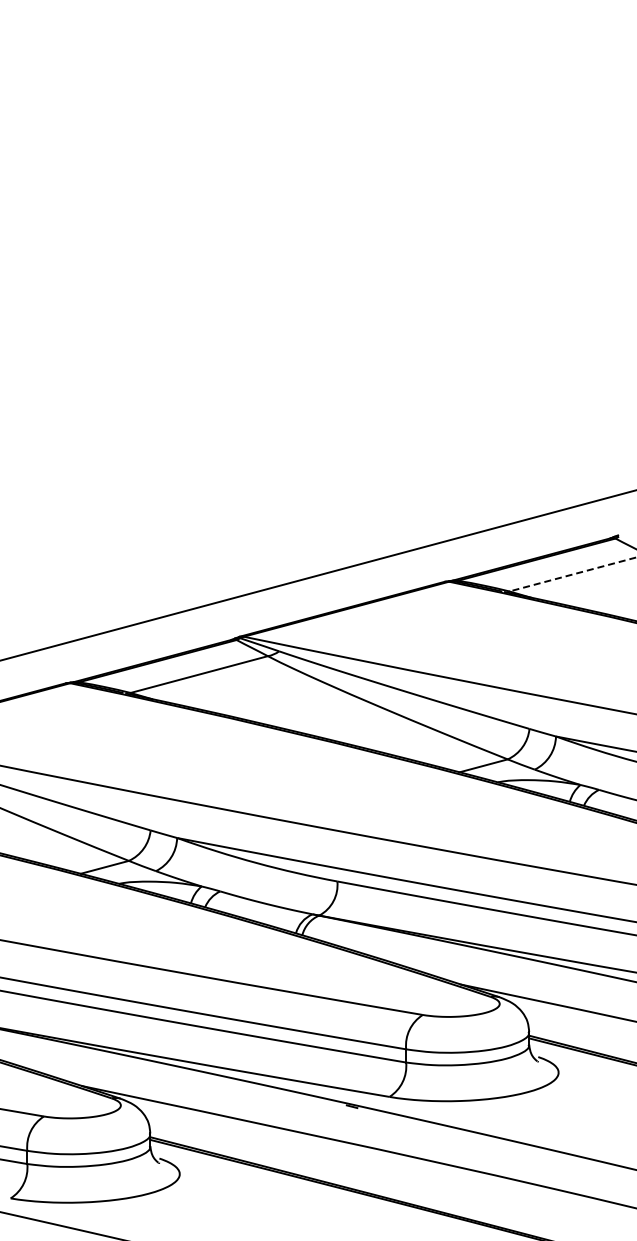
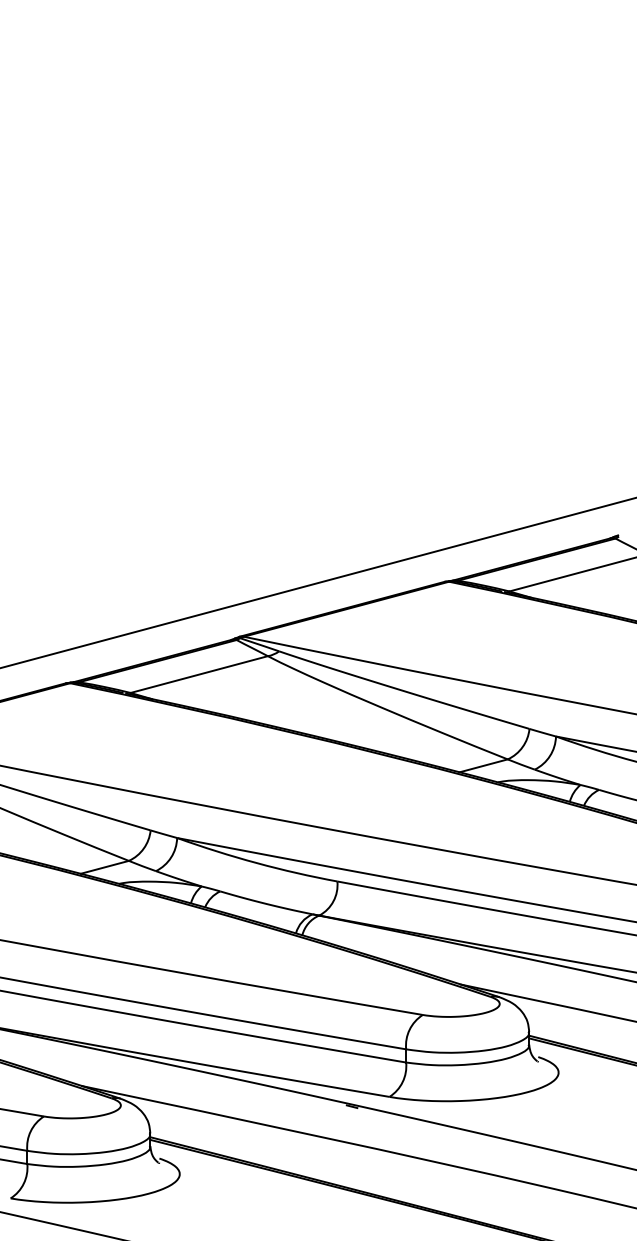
line: dashed -> solid (572, 574)
line position: (317, 575) -> (317, 582) (317, 582)
